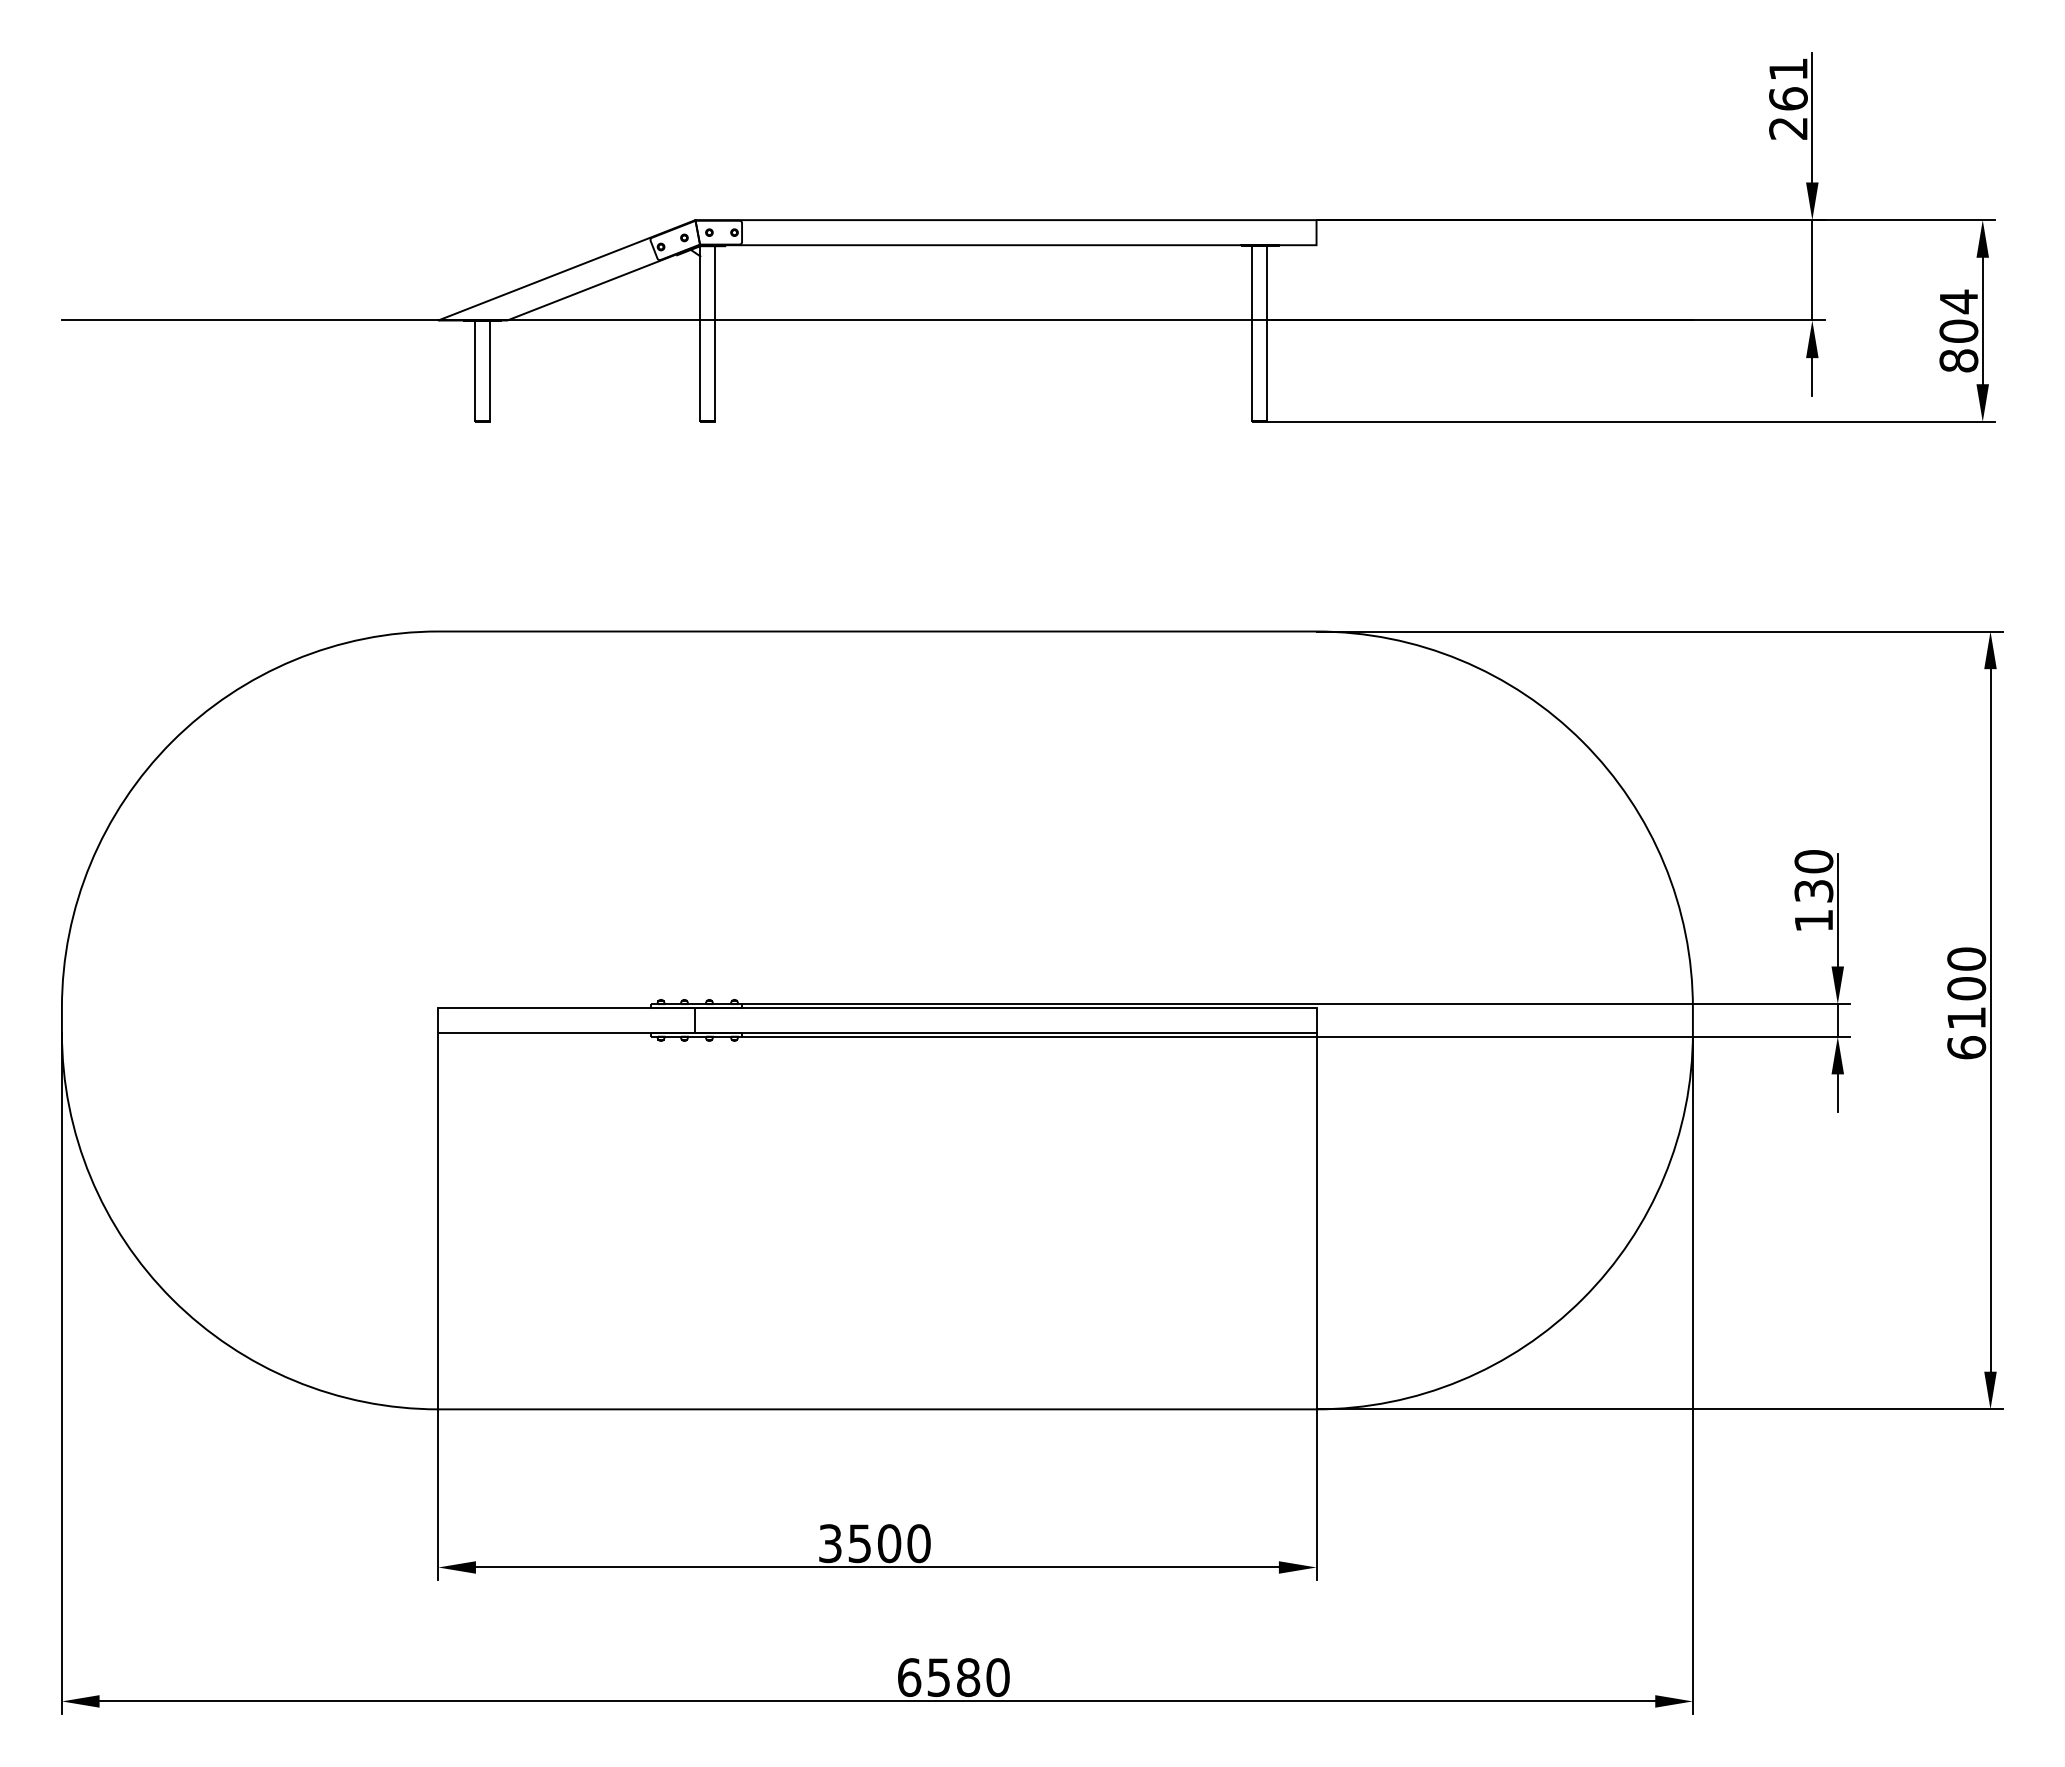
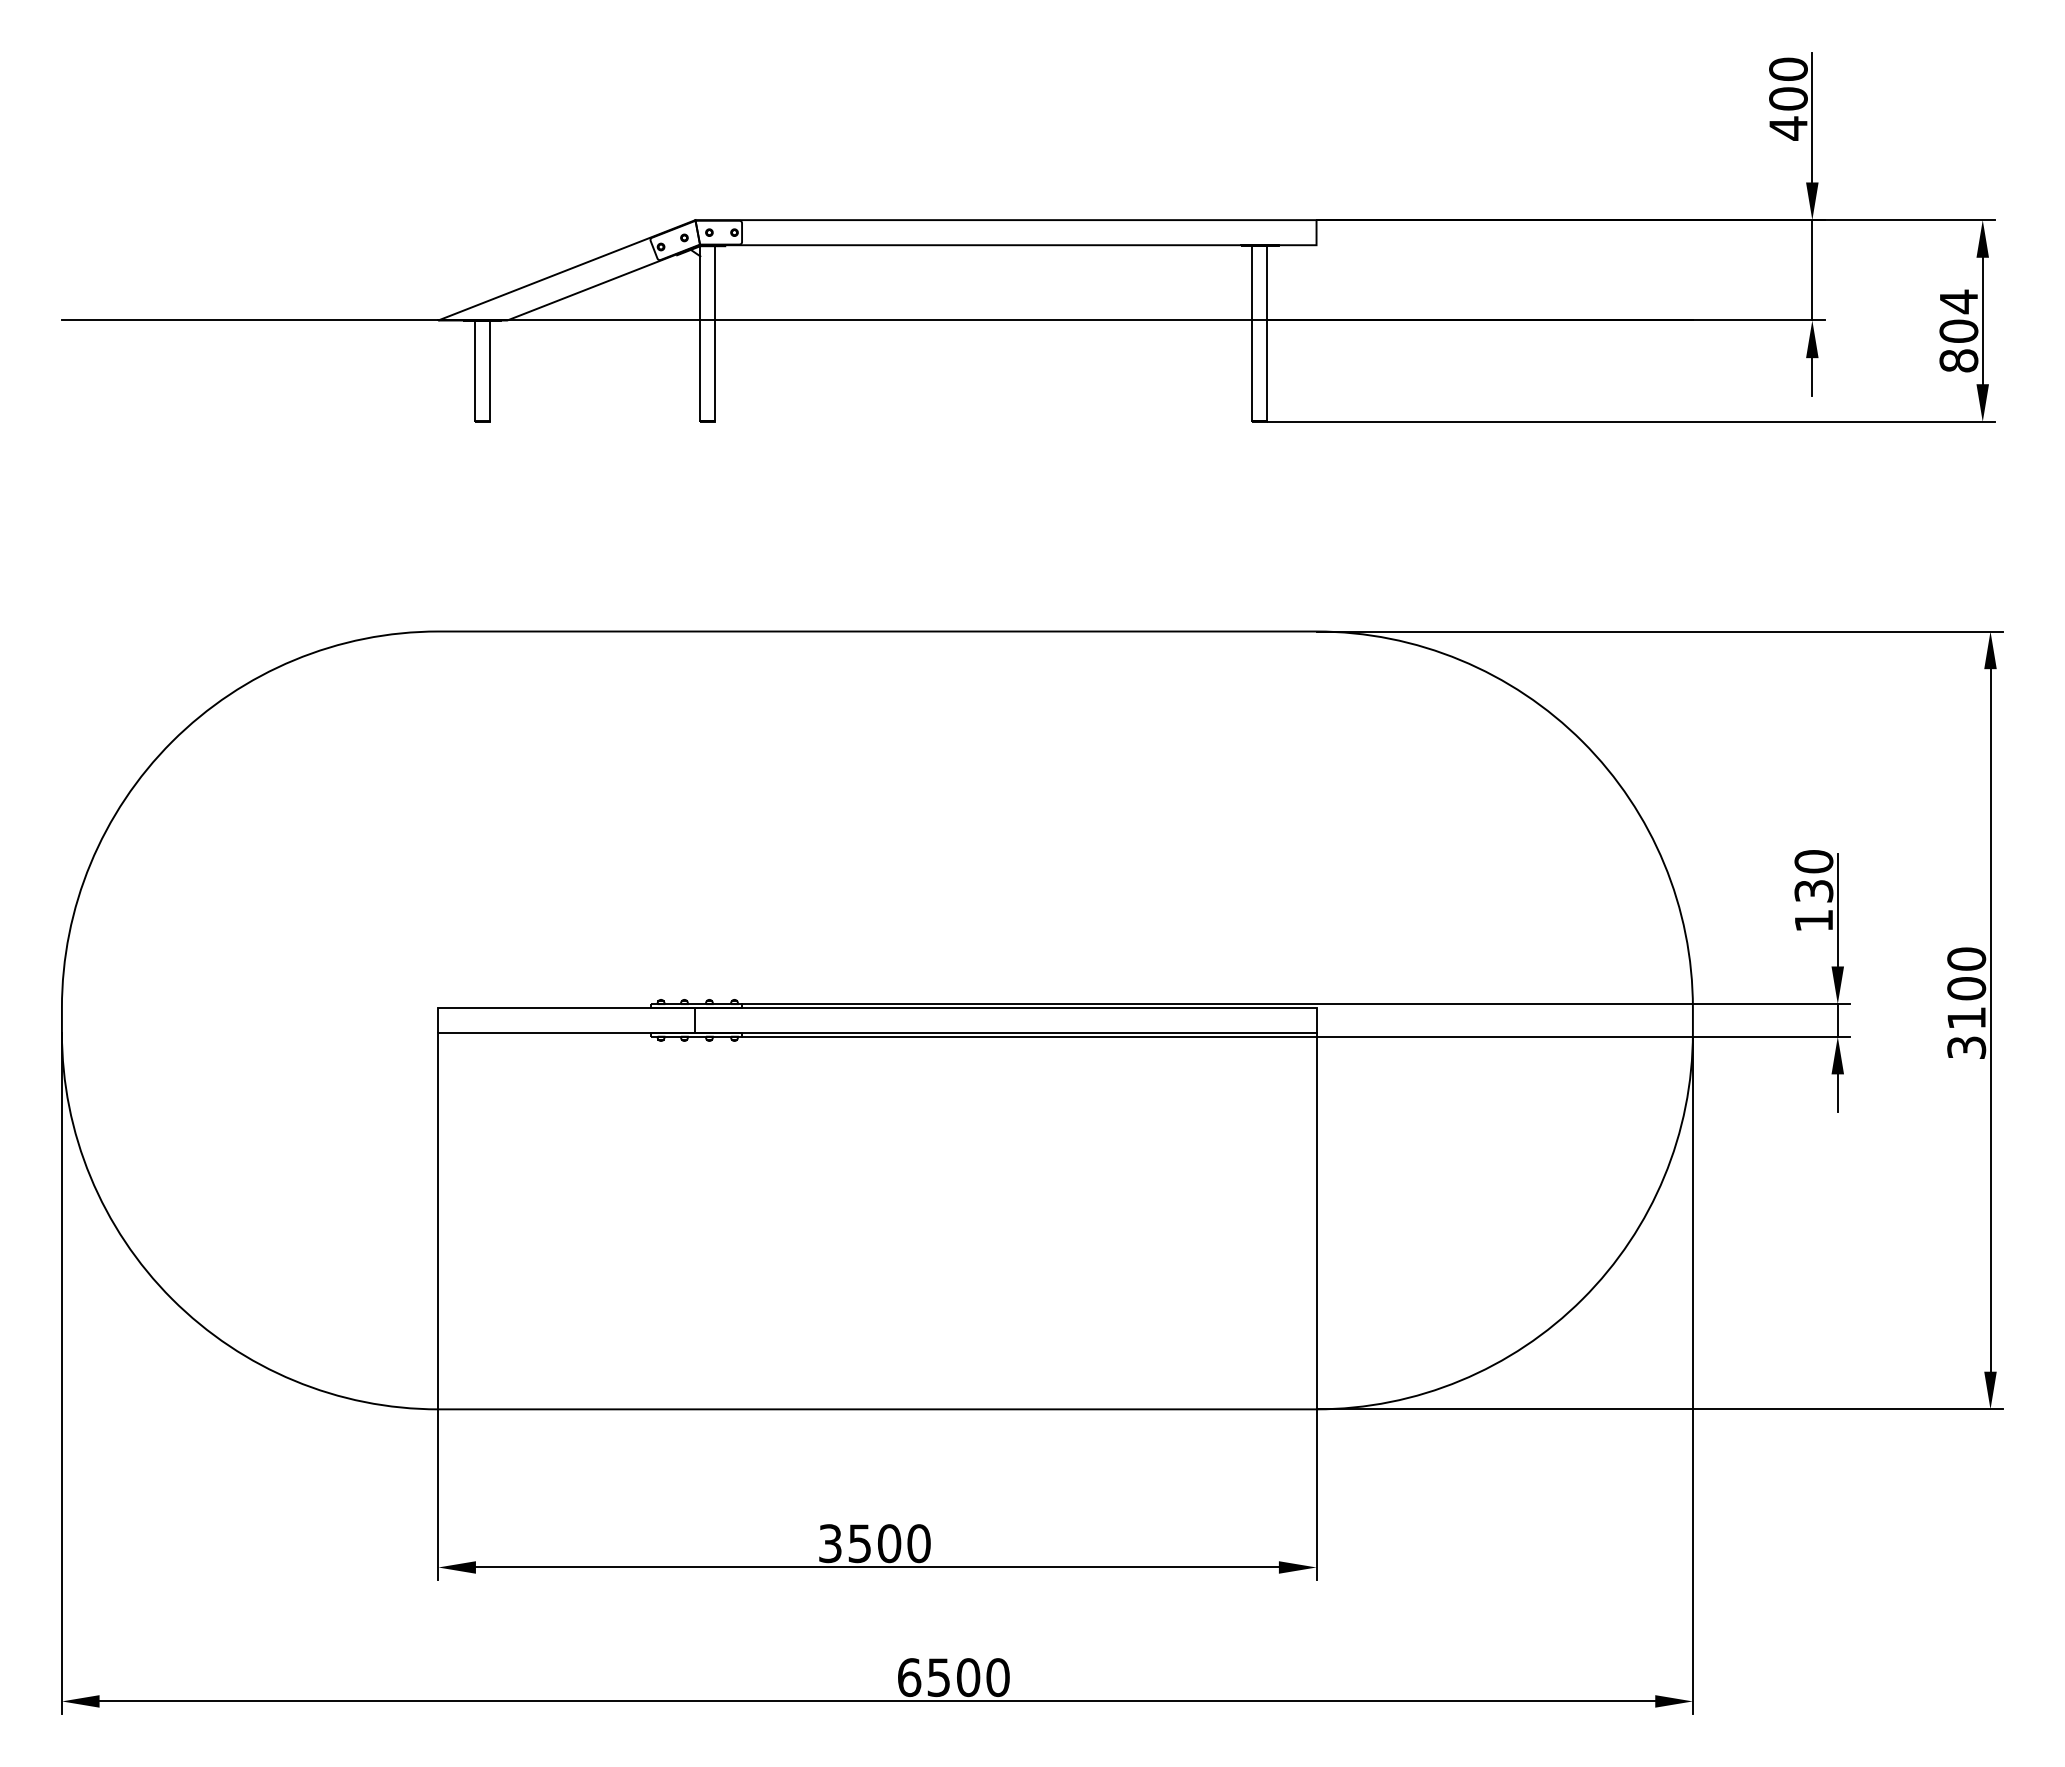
text: 261 -> 400 (1788, 98)
text: 6100 -> 3100 (1966, 1047)
text: 6580 -> 6500 (968, 1677)
